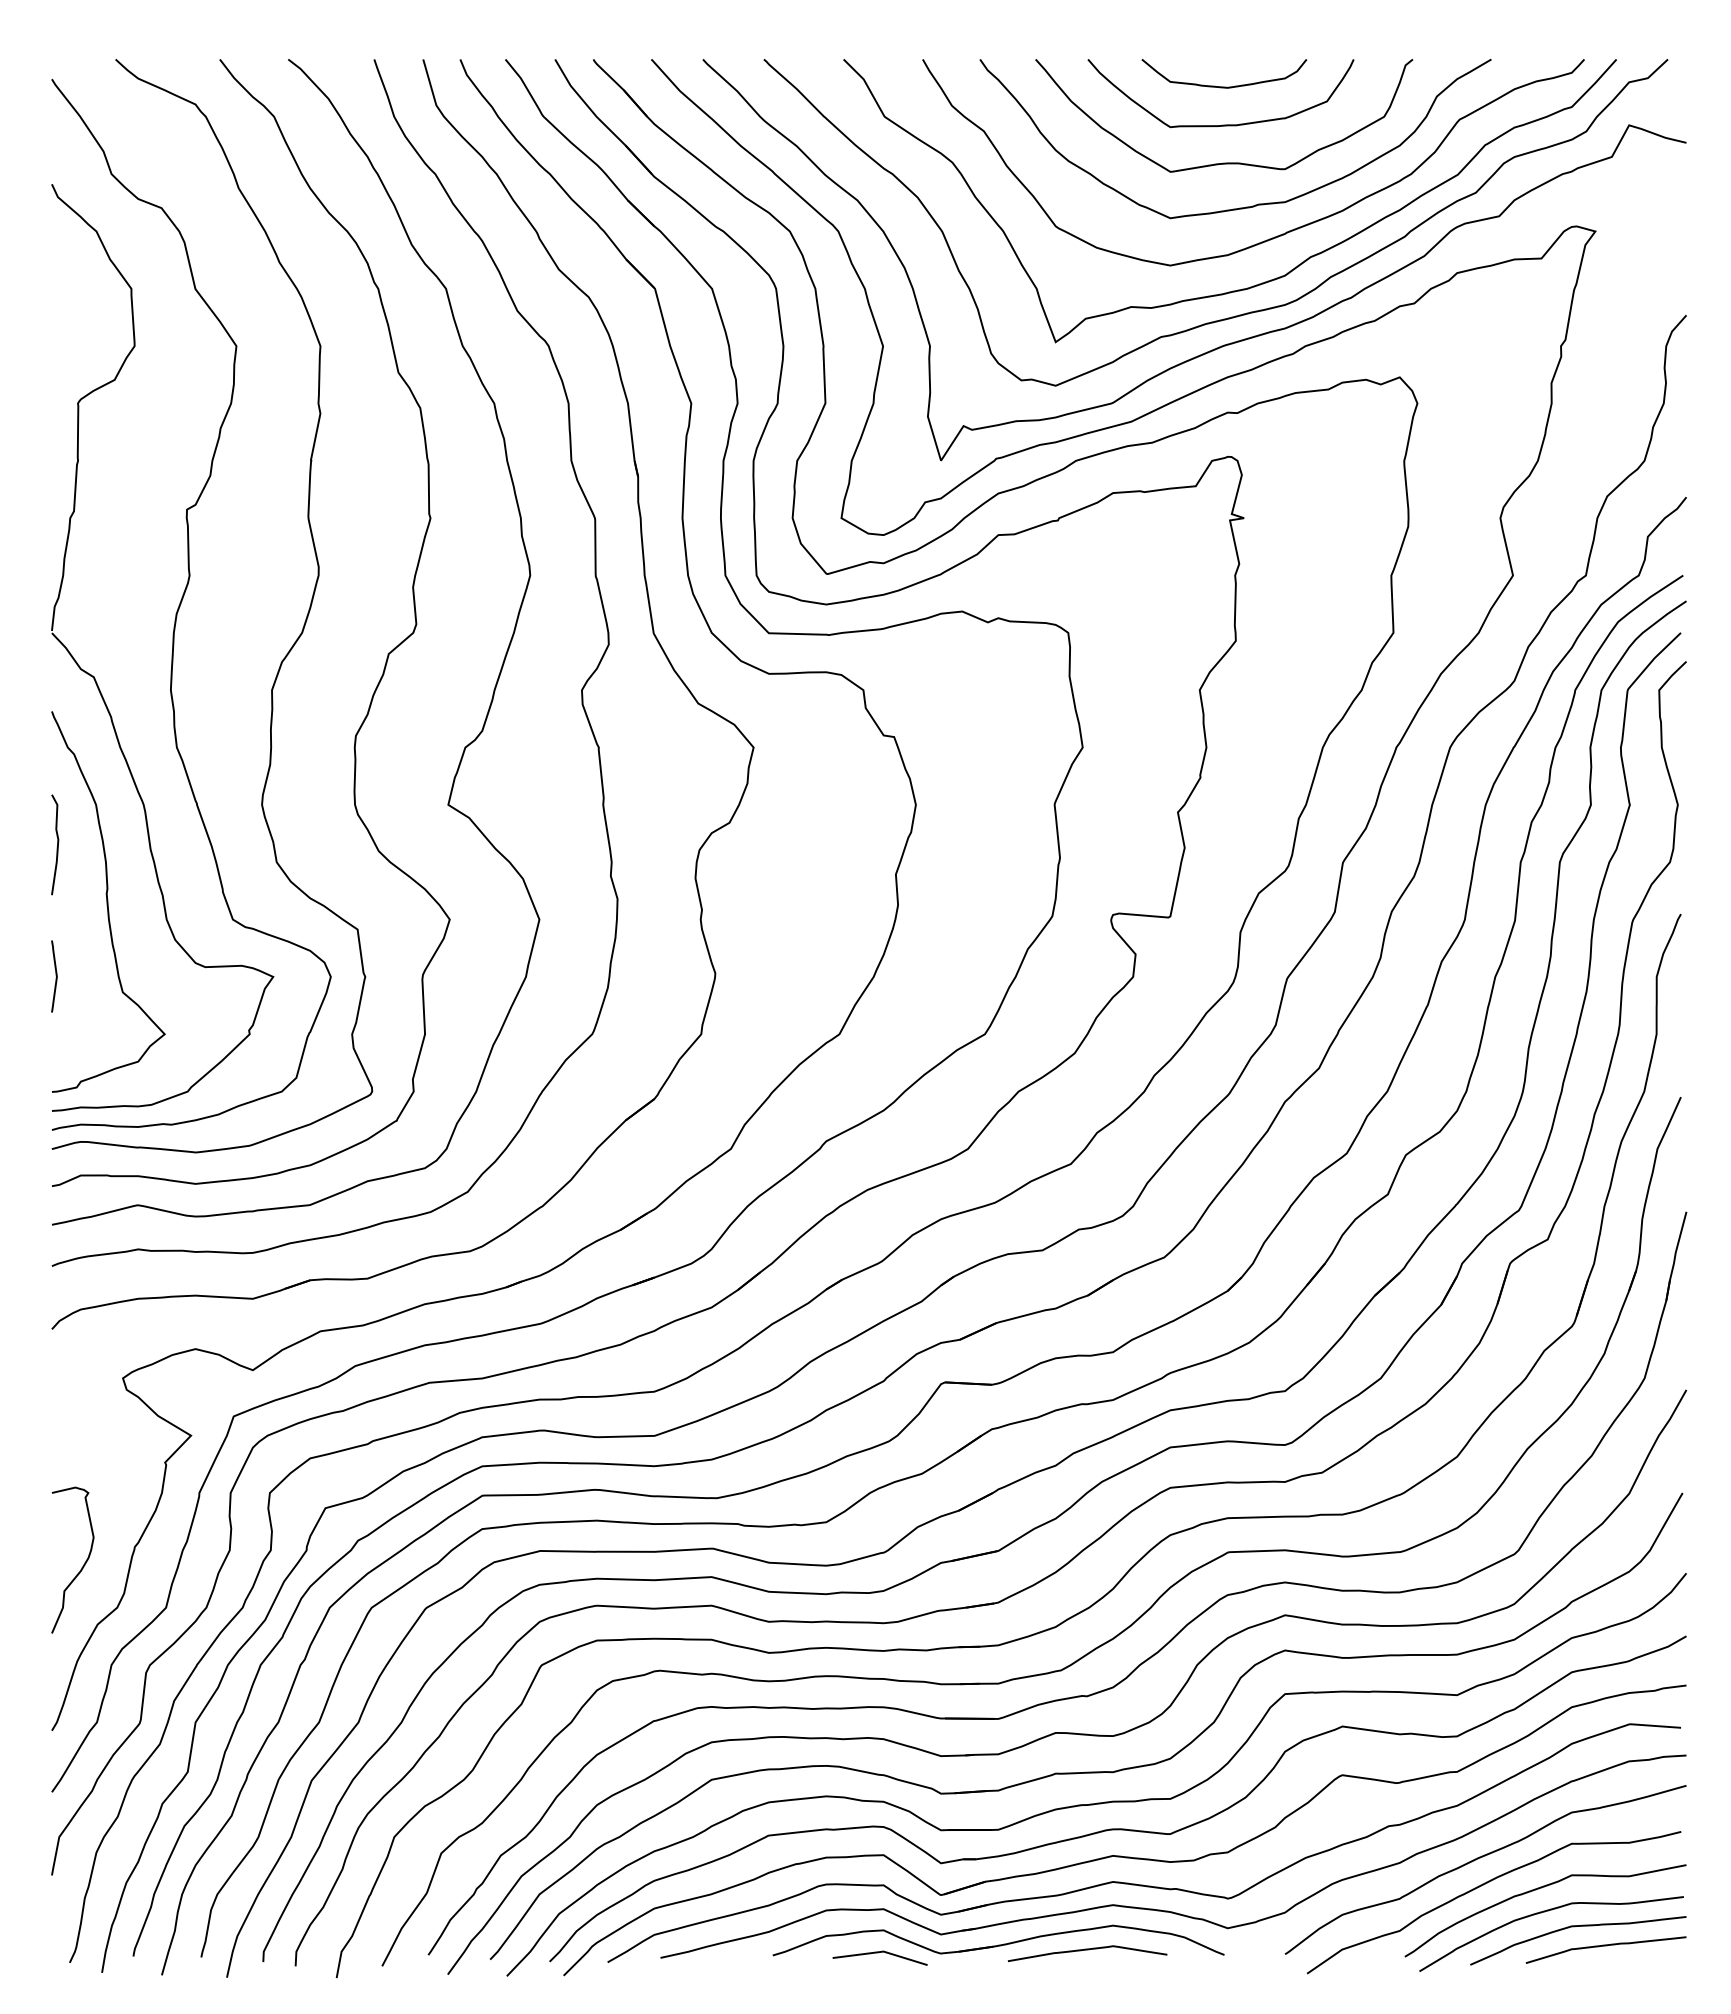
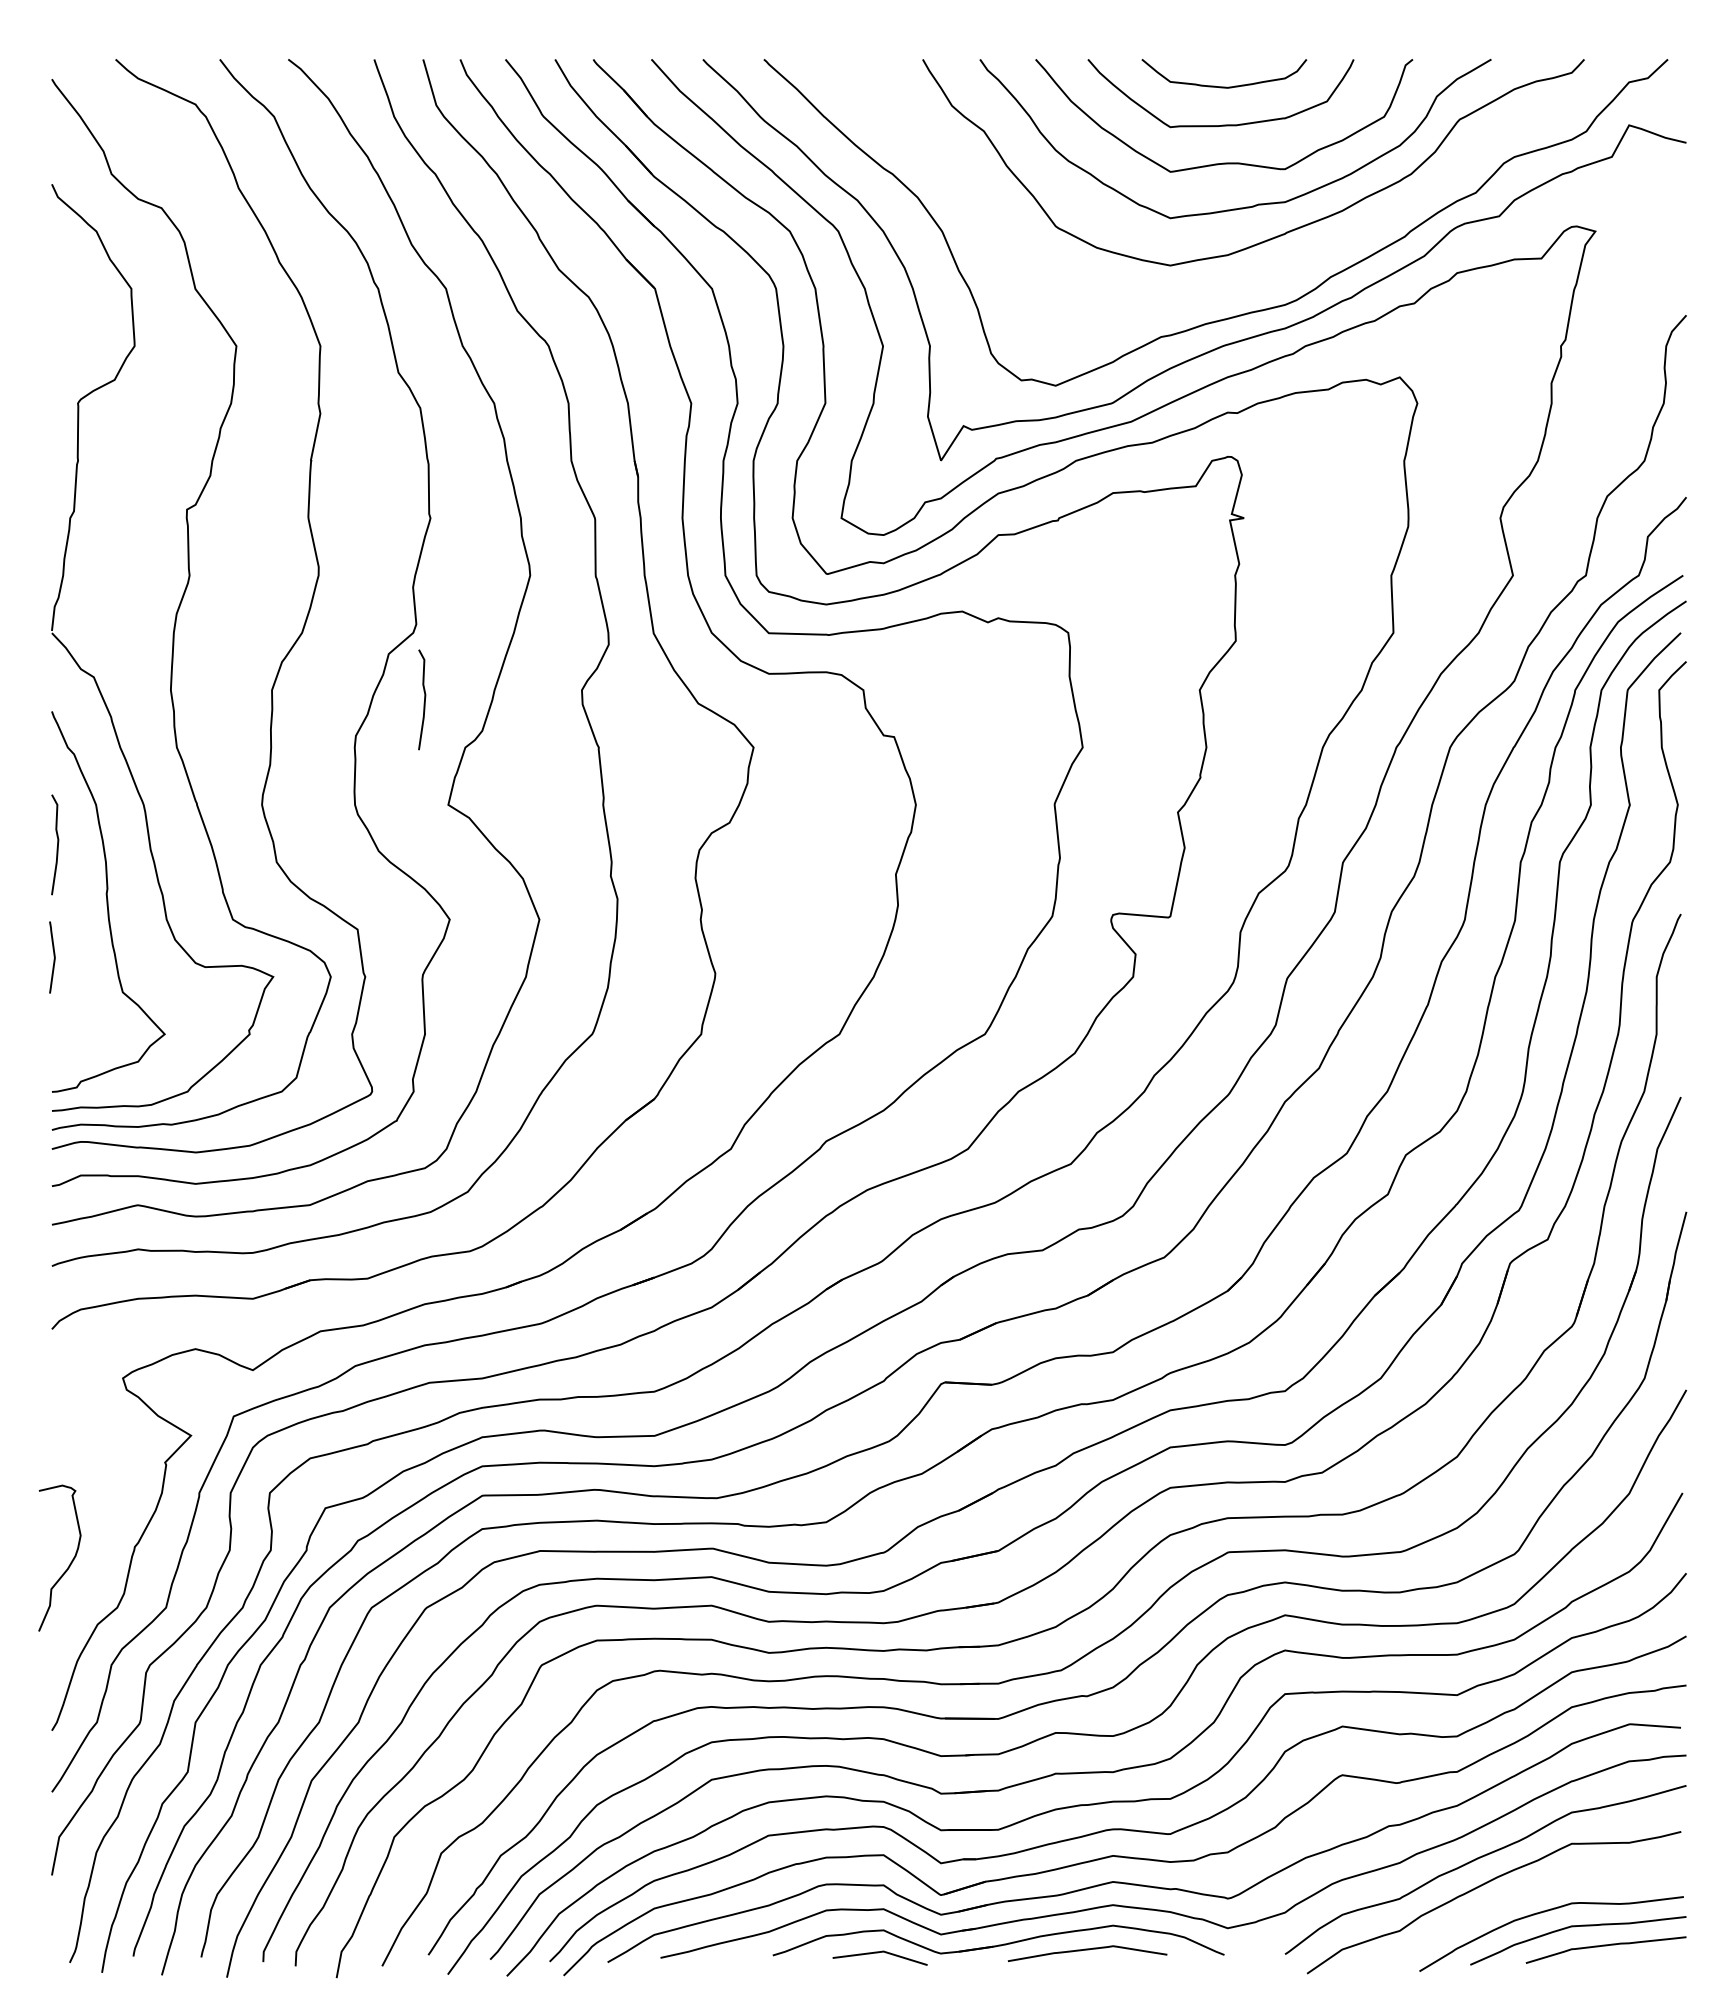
curve: present -> none (1256, 284)
curve: none -> present (424, 699)
curve position: (55, 975) -> (53, 956) (53, 956)
curve position: (81, 1567) -> (68, 1565) (68, 1565)
curve: present -> none (1536, 1890)
